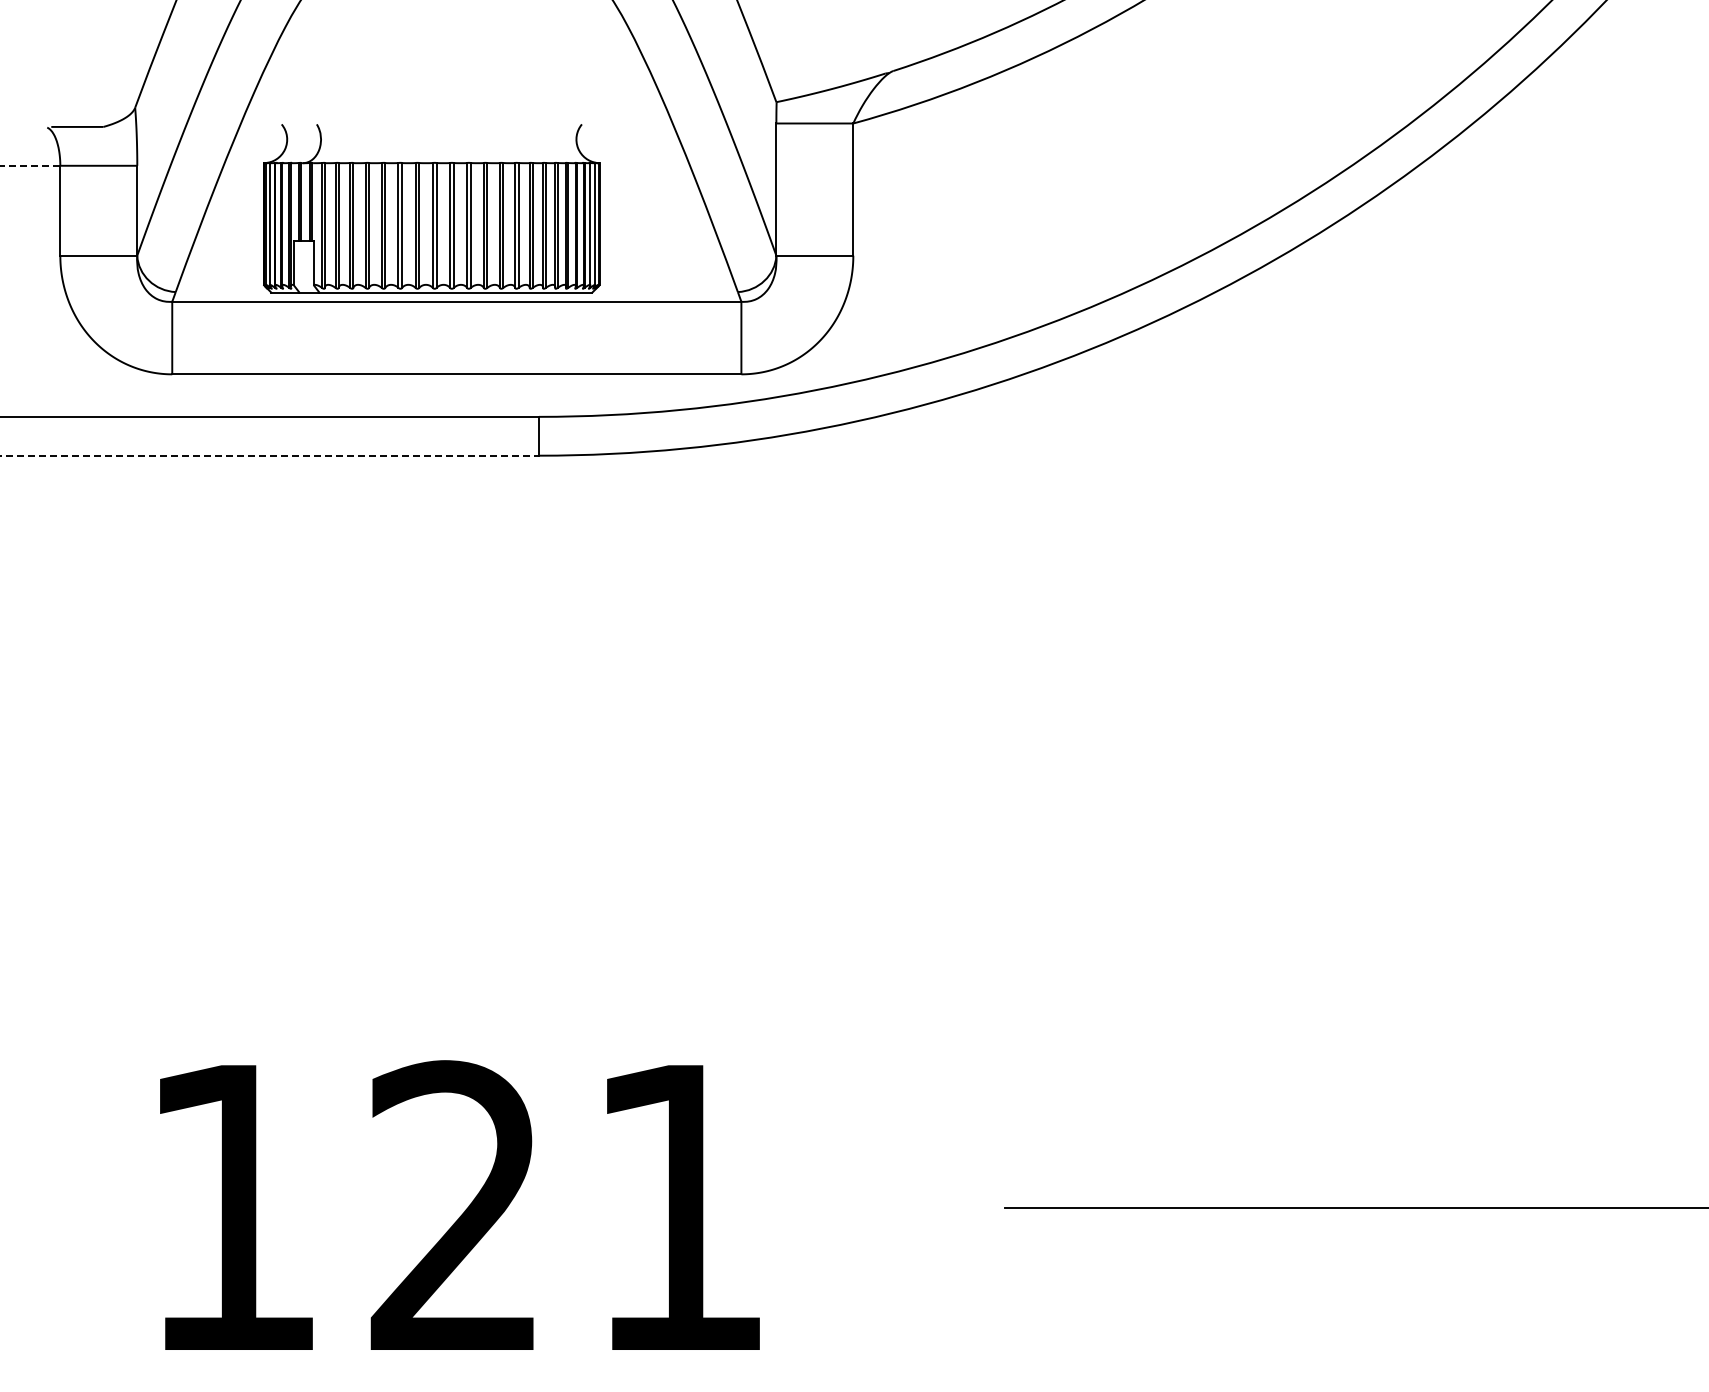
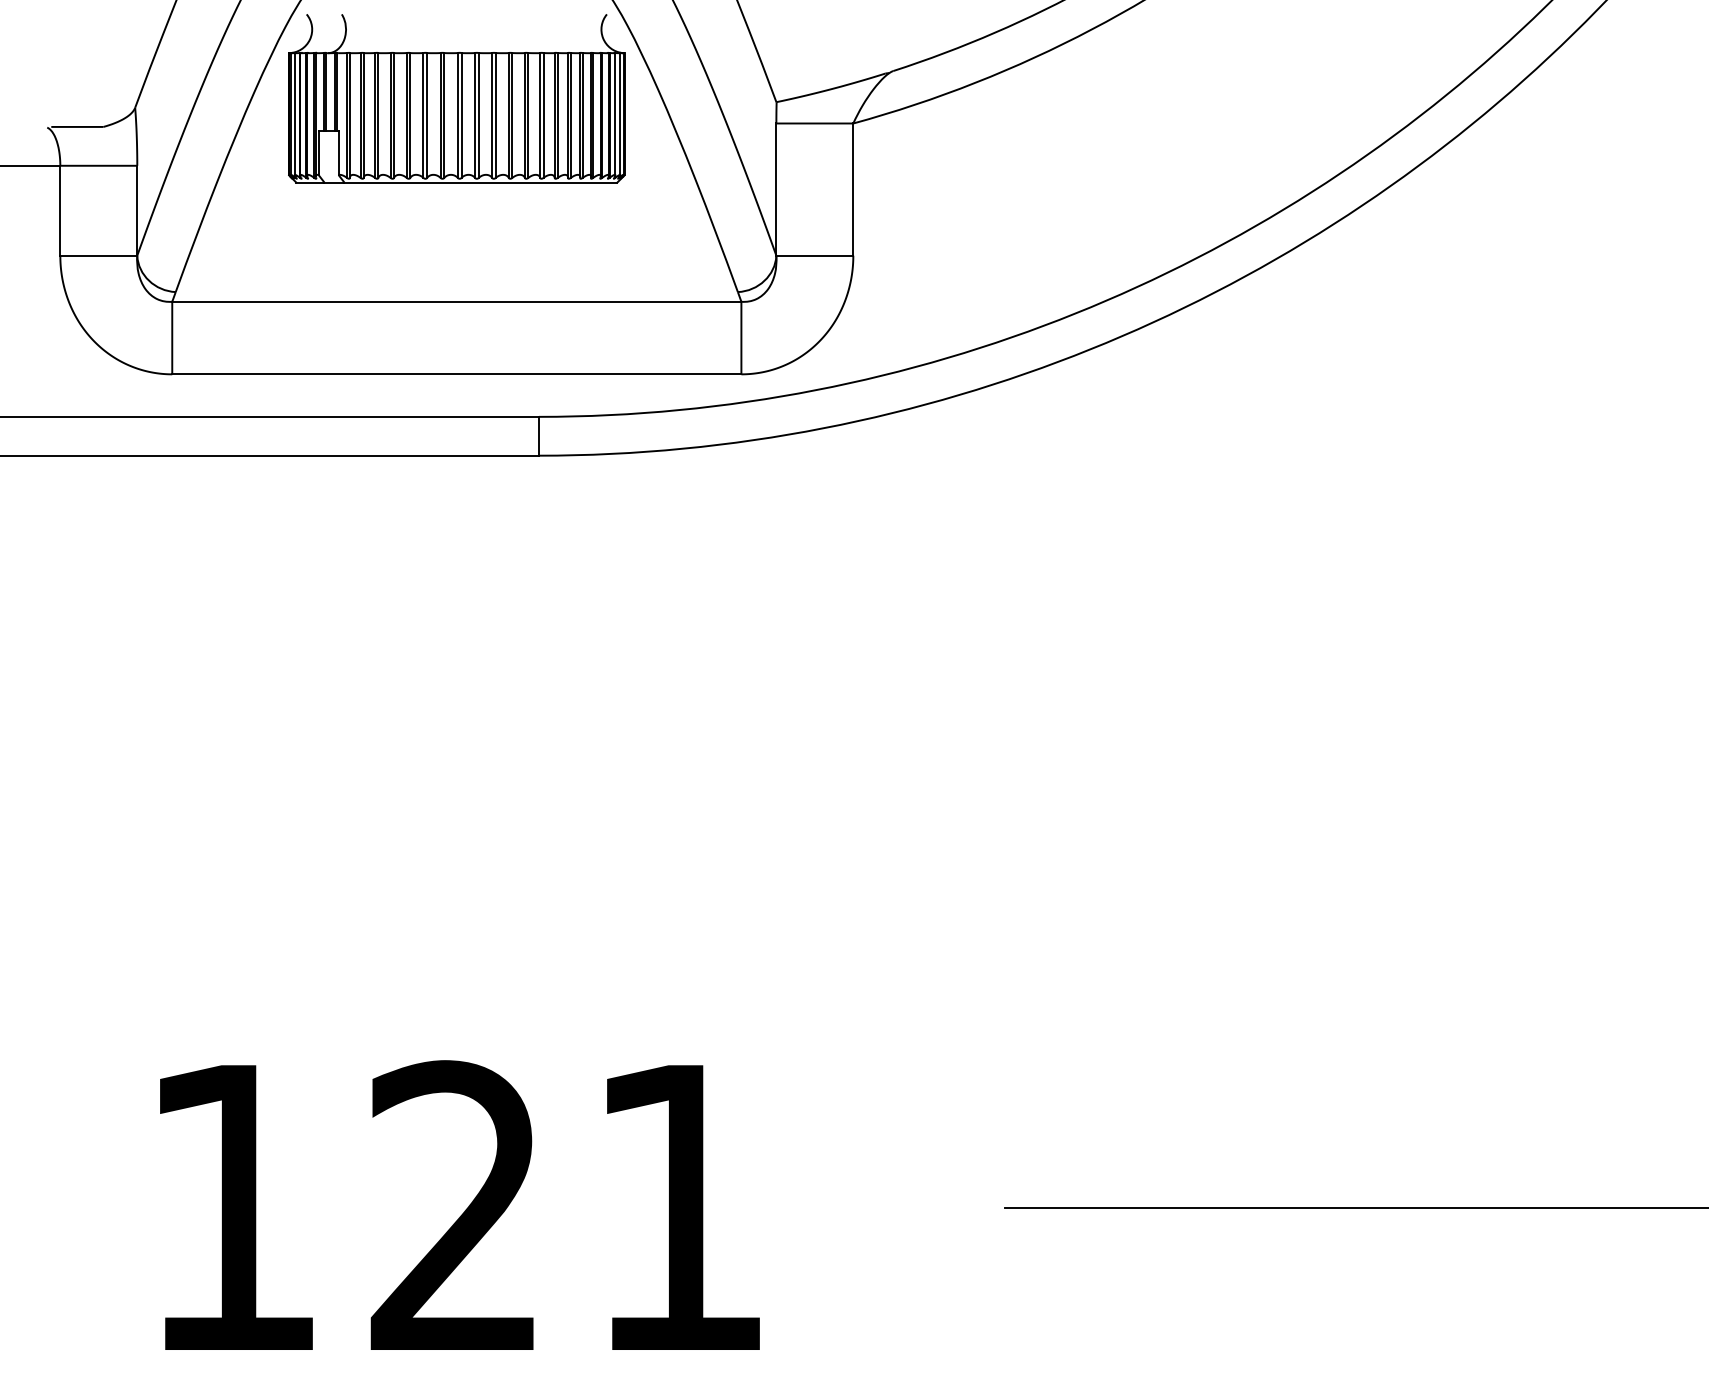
line: dashed -> solid (30, 165)
part position: (431, 208) -> (456, 98) (456, 98)
line: dashed -> solid (270, 455)
